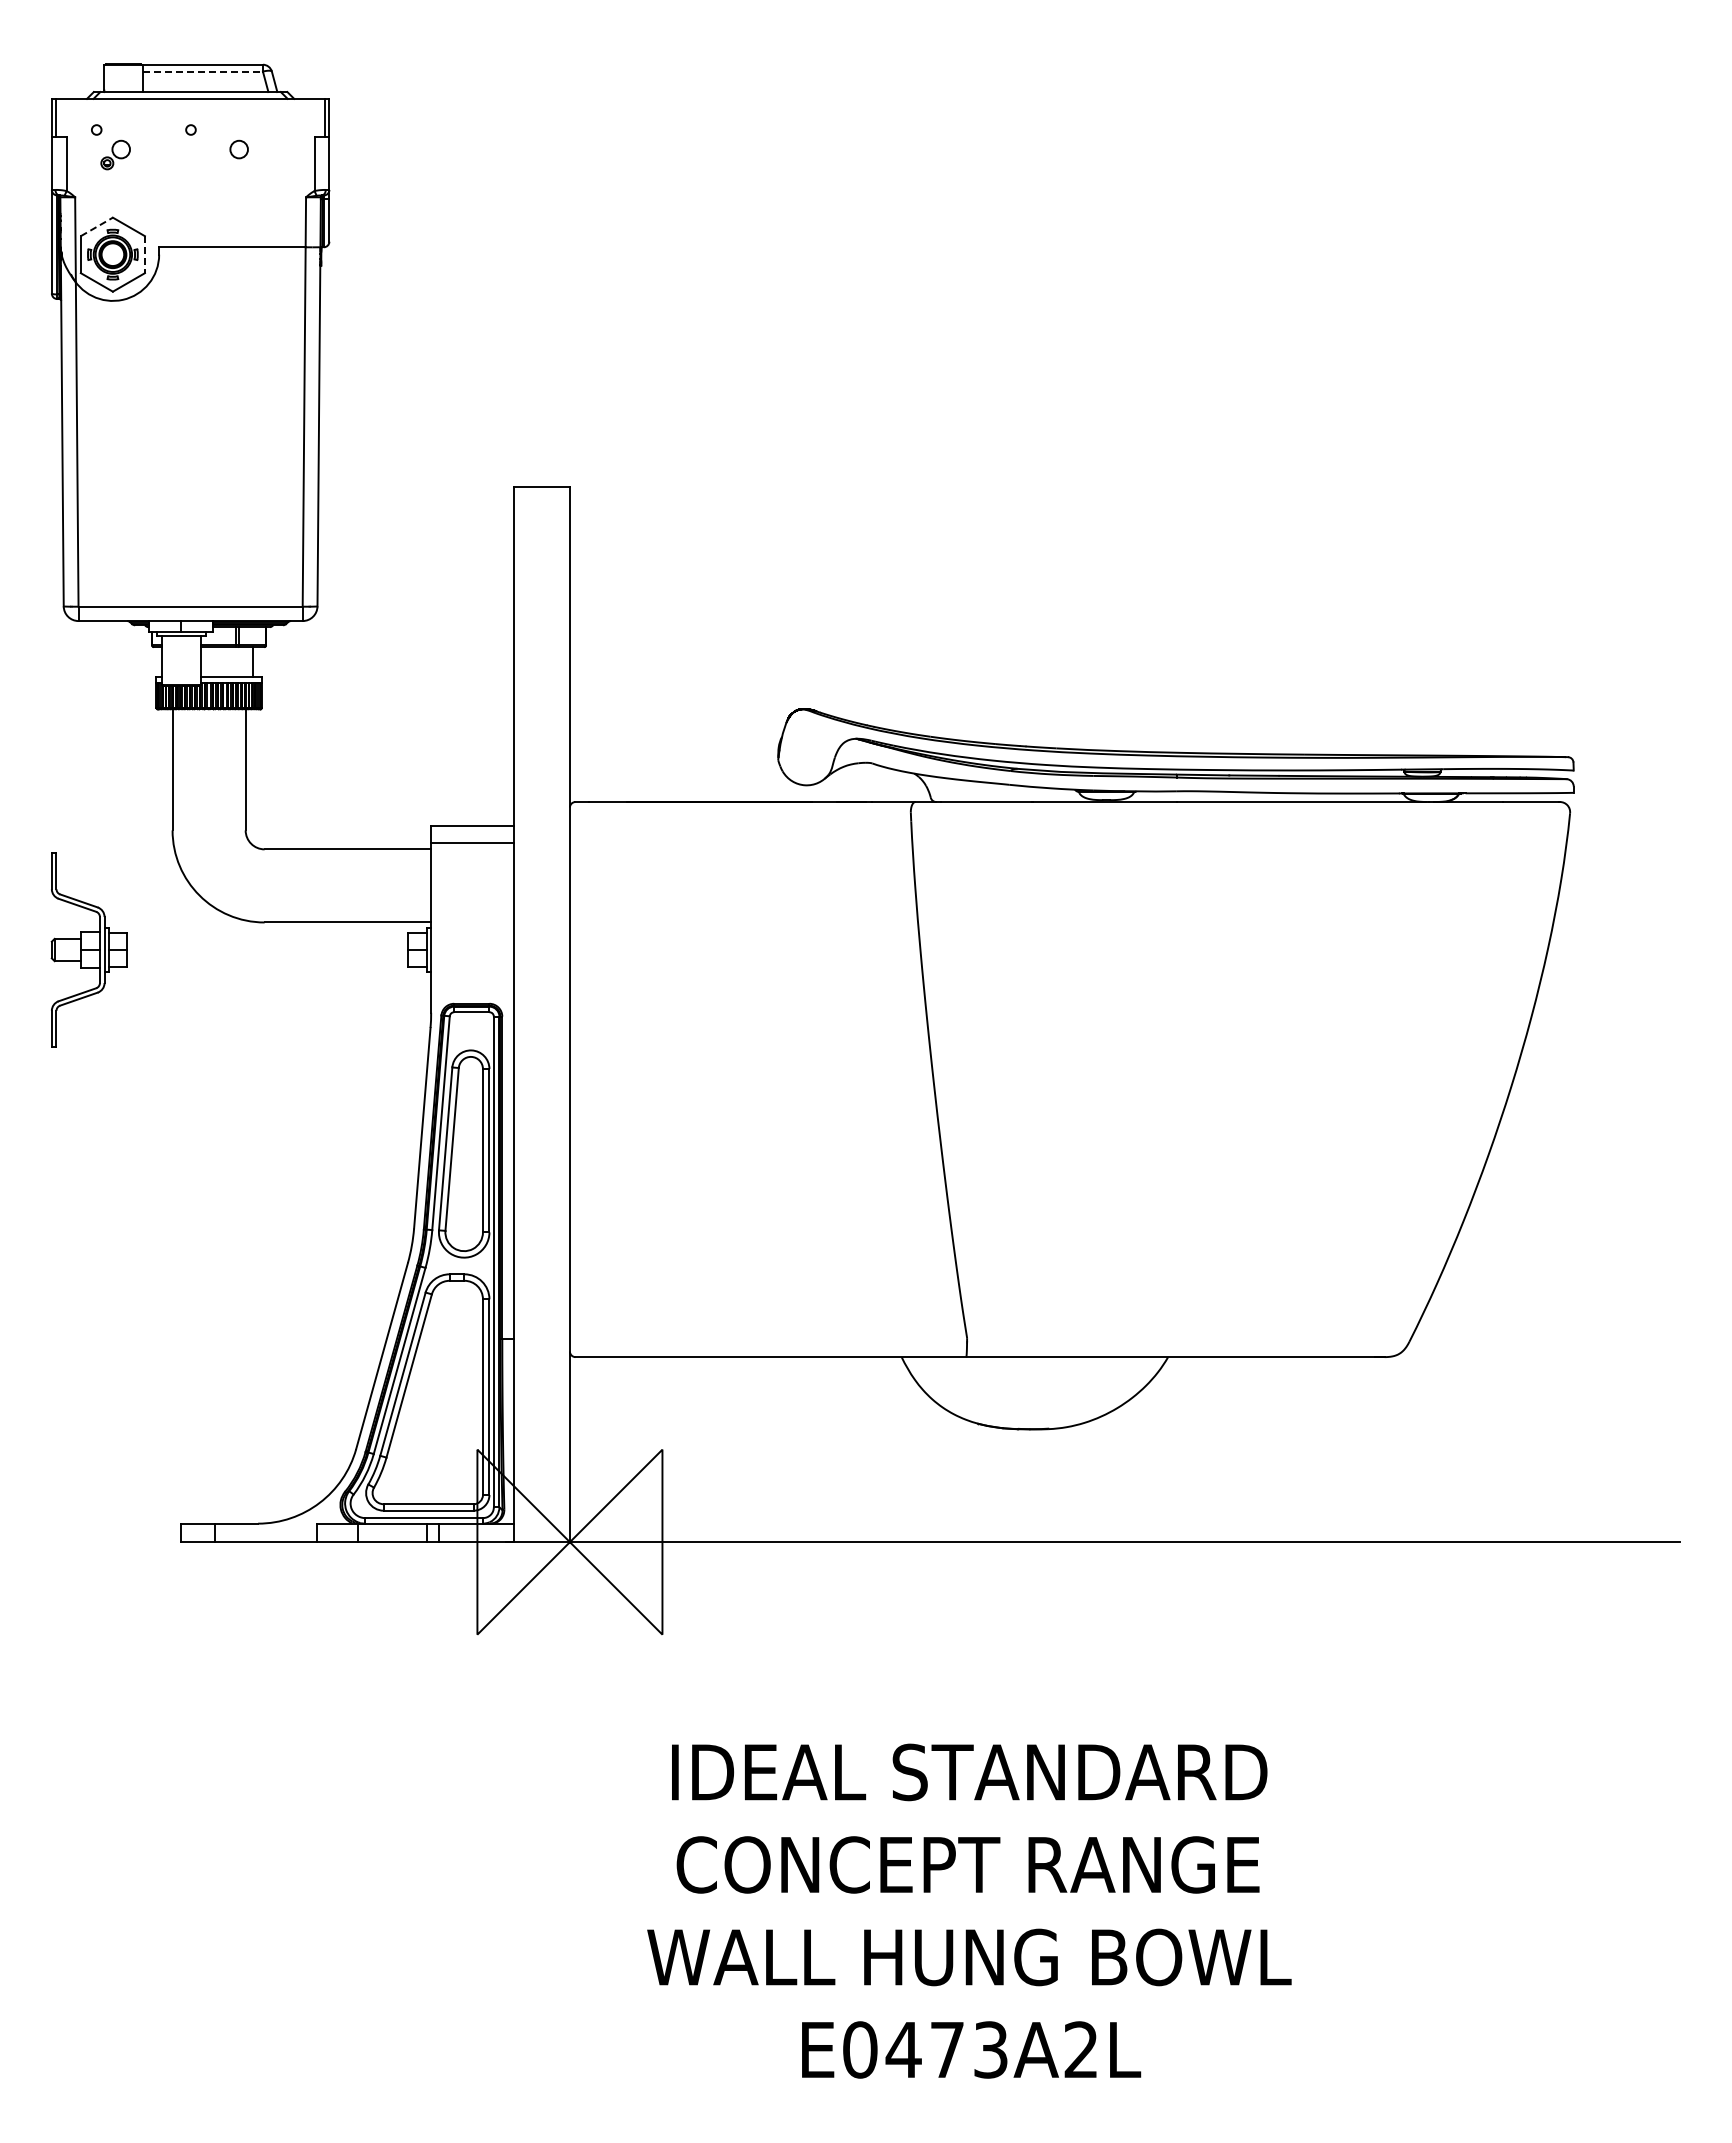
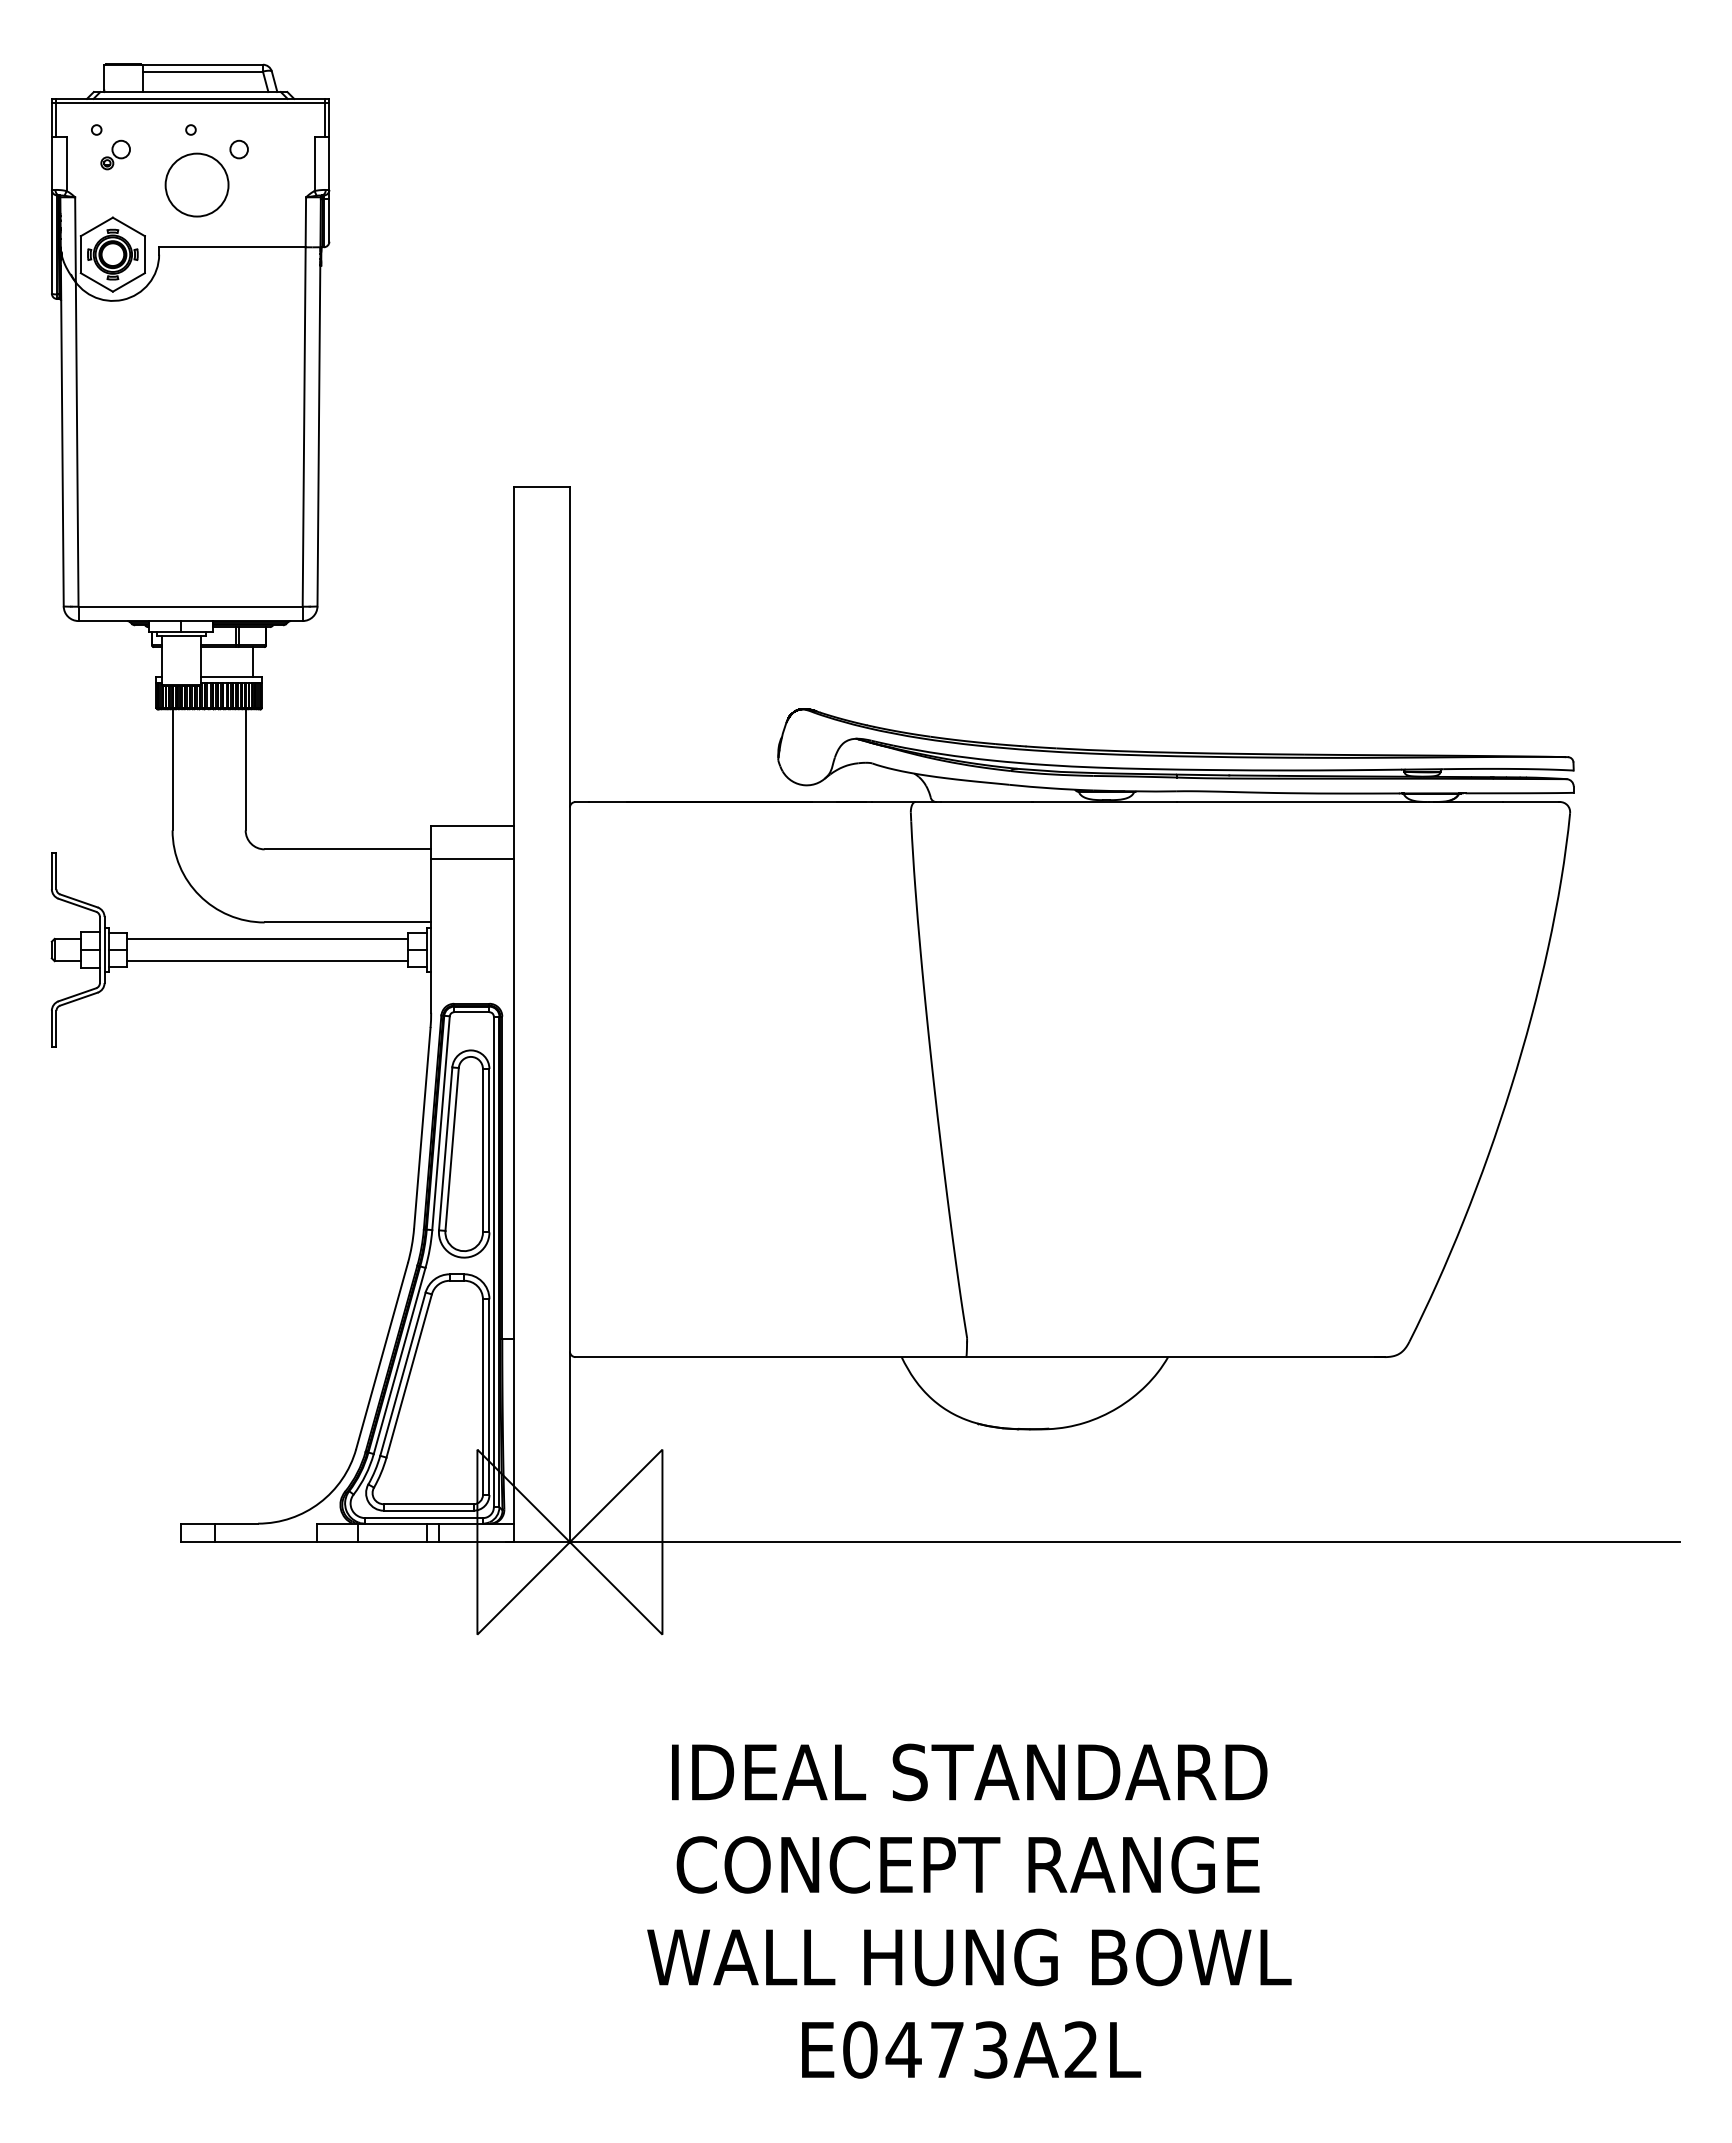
line: dashed -> solid (203, 71)
line: none -> present (190, 102)
circle: none -> present (196, 184)
line: dashed -> solid (96, 226)
line: dashed -> solid (144, 254)
line position: (472, 843) -> (472, 859) (472, 859)
line: none -> present (267, 938)
line: none -> present (267, 961)
